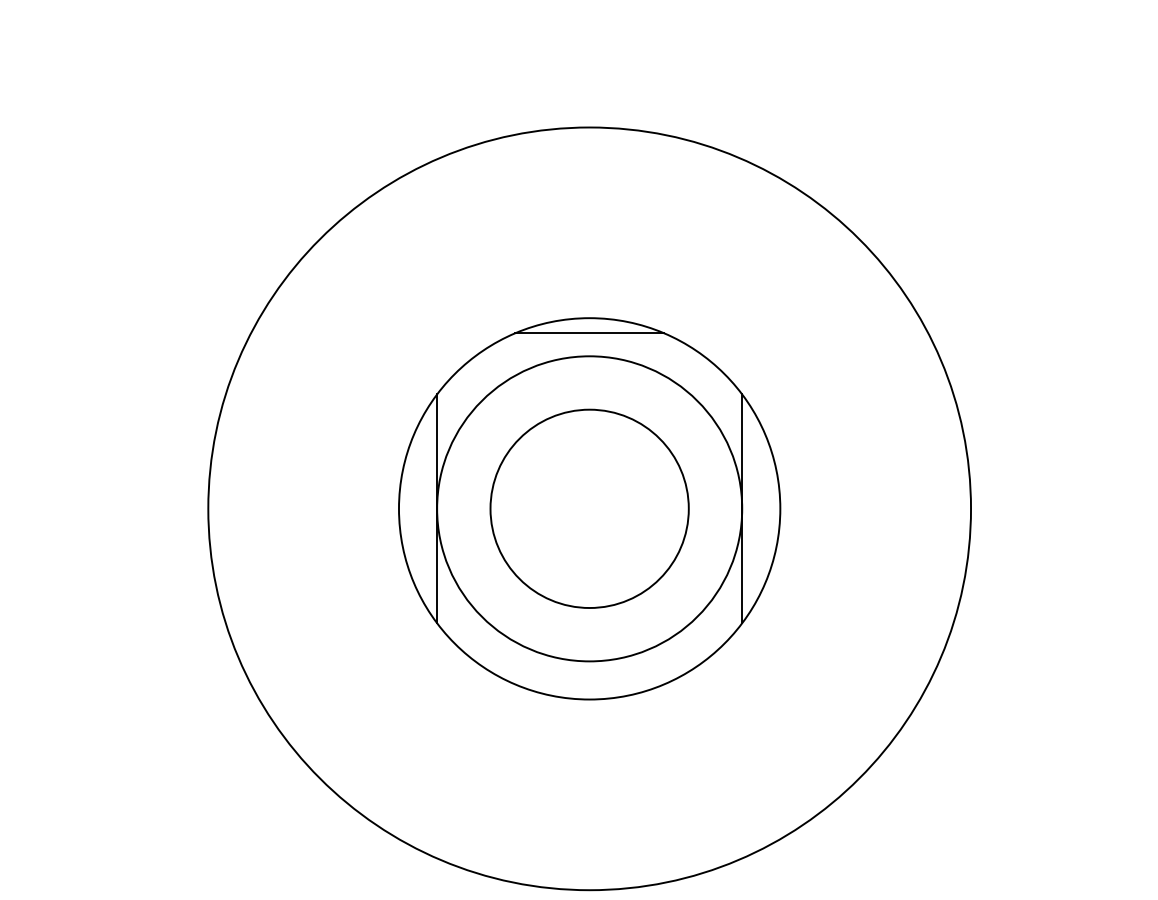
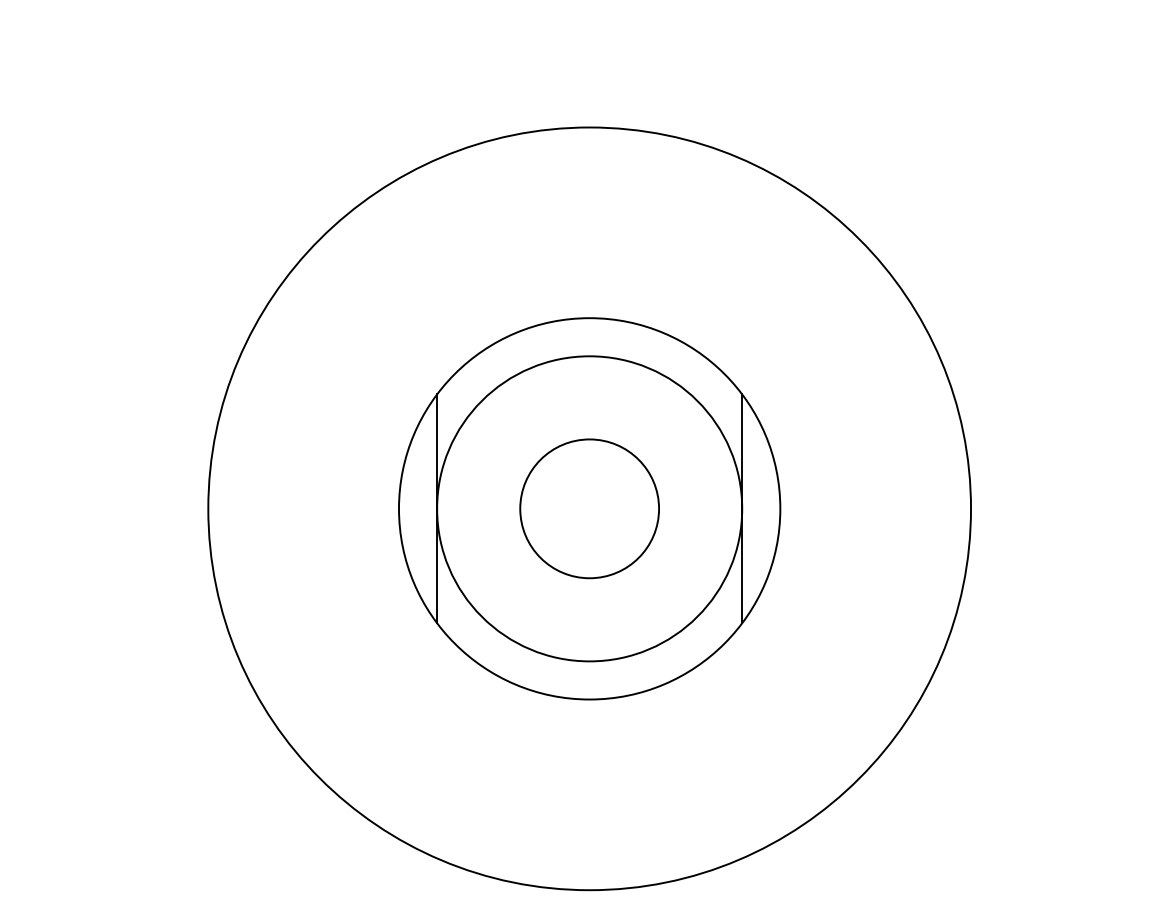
line: present -> none (589, 333)
circle diameter: 198 px -> 139 px (589, 508)
